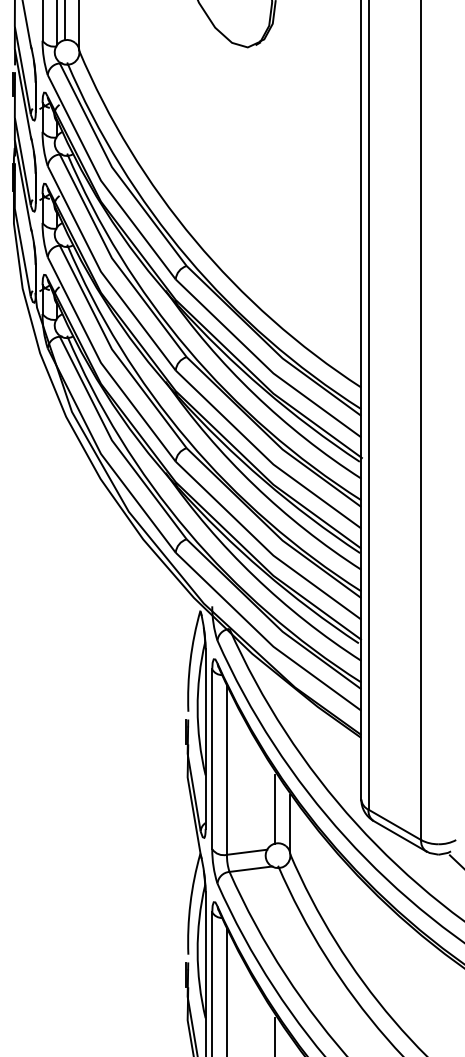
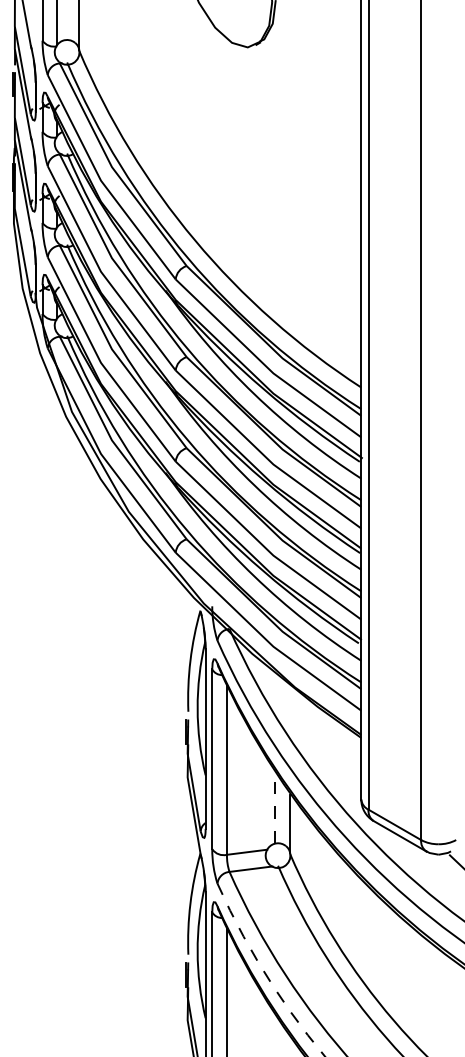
line: present -> none (64, 21)
line: solid -> dashed (275, 809)
arc: solid -> dashed (265, 974)
line: present -> none (275, 1035)
